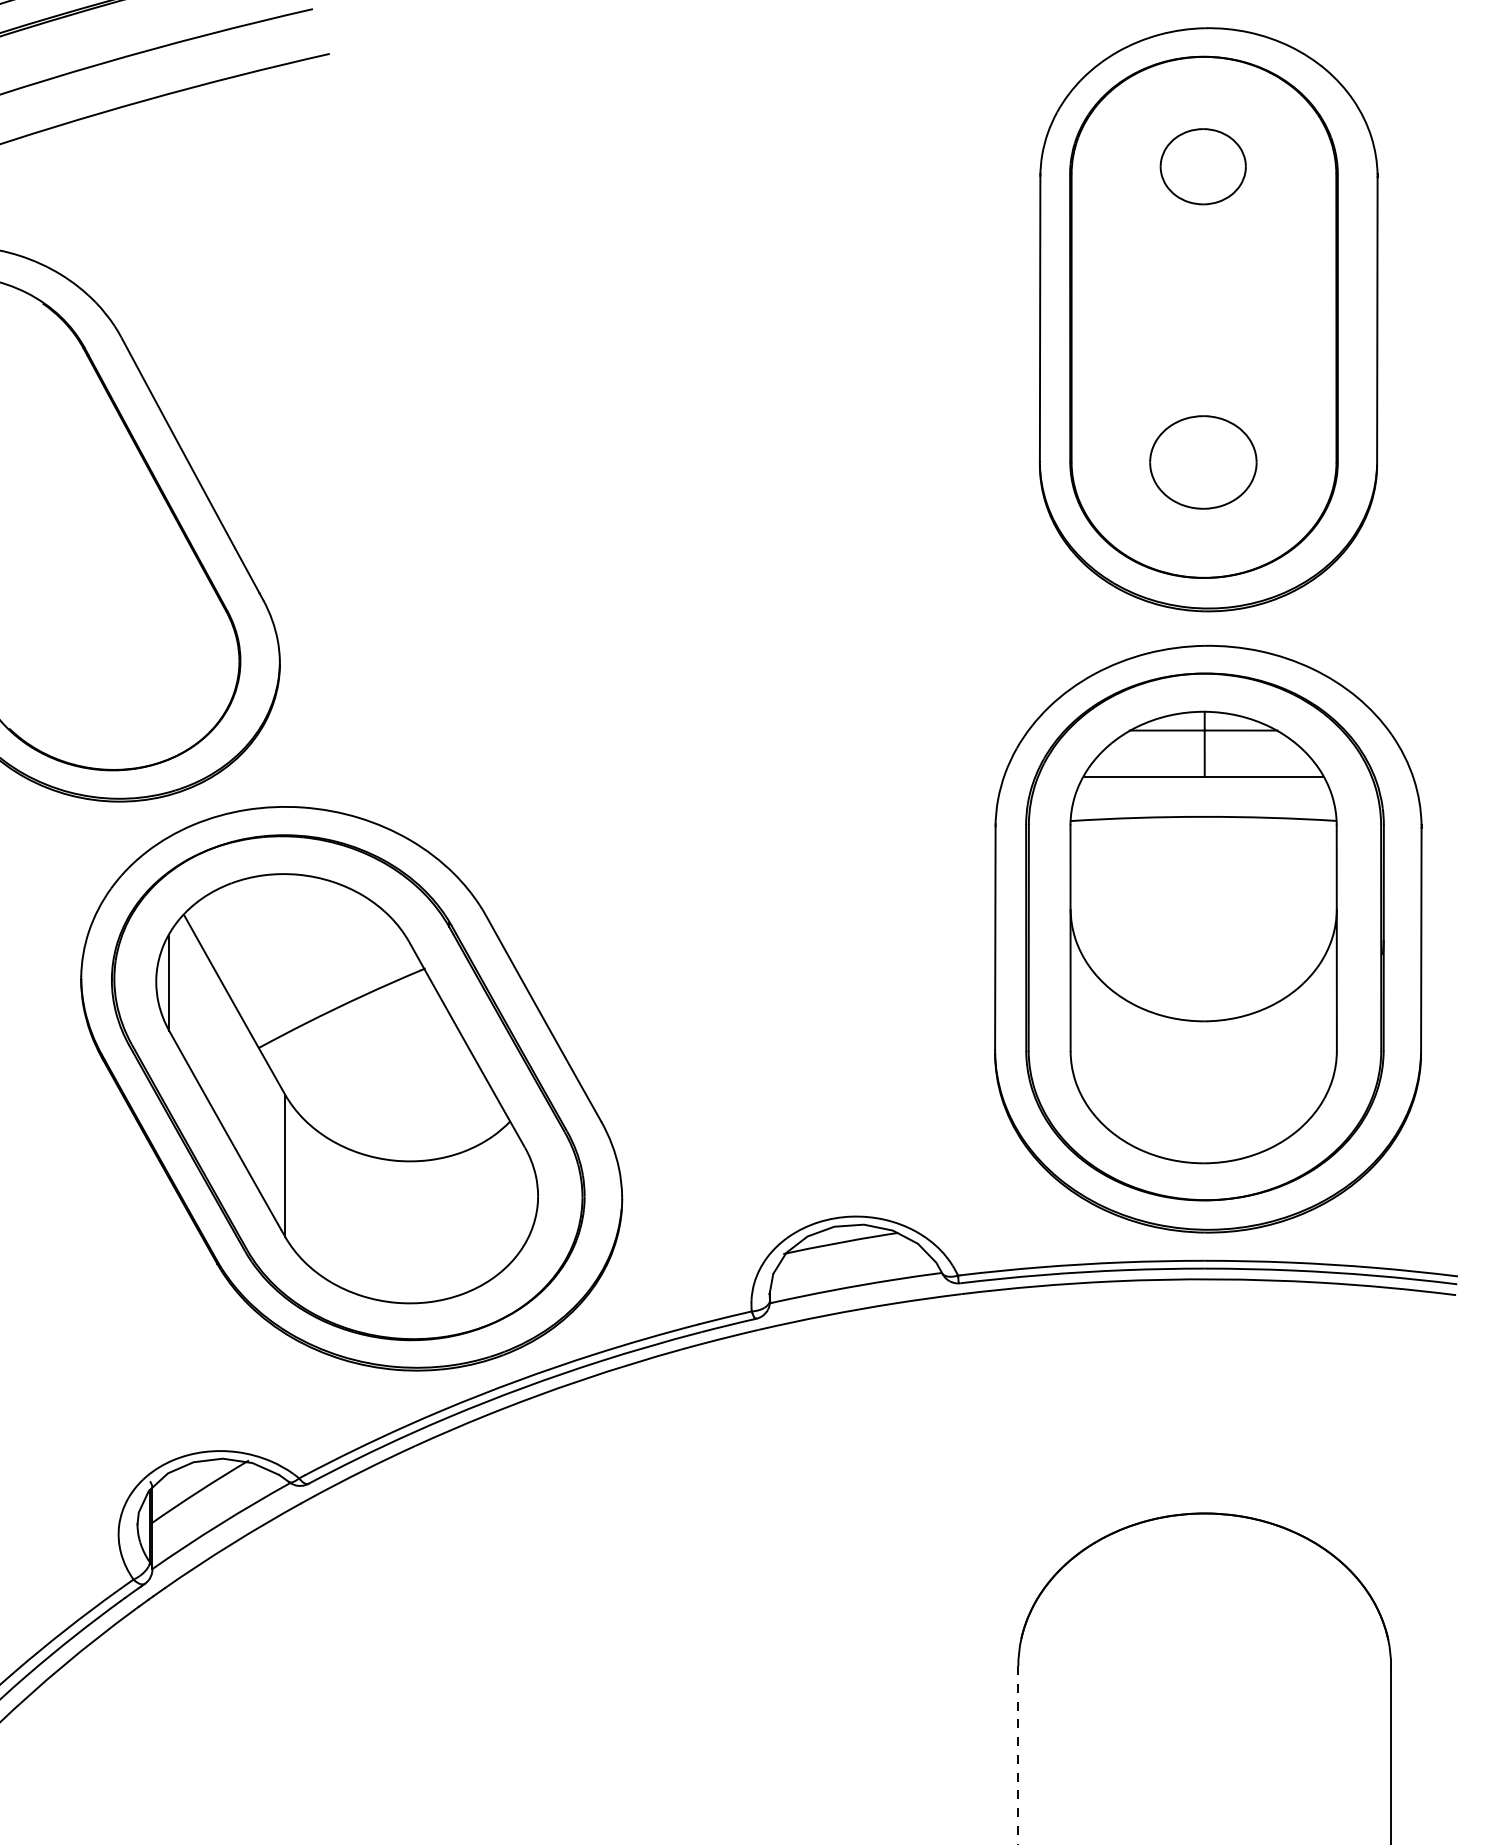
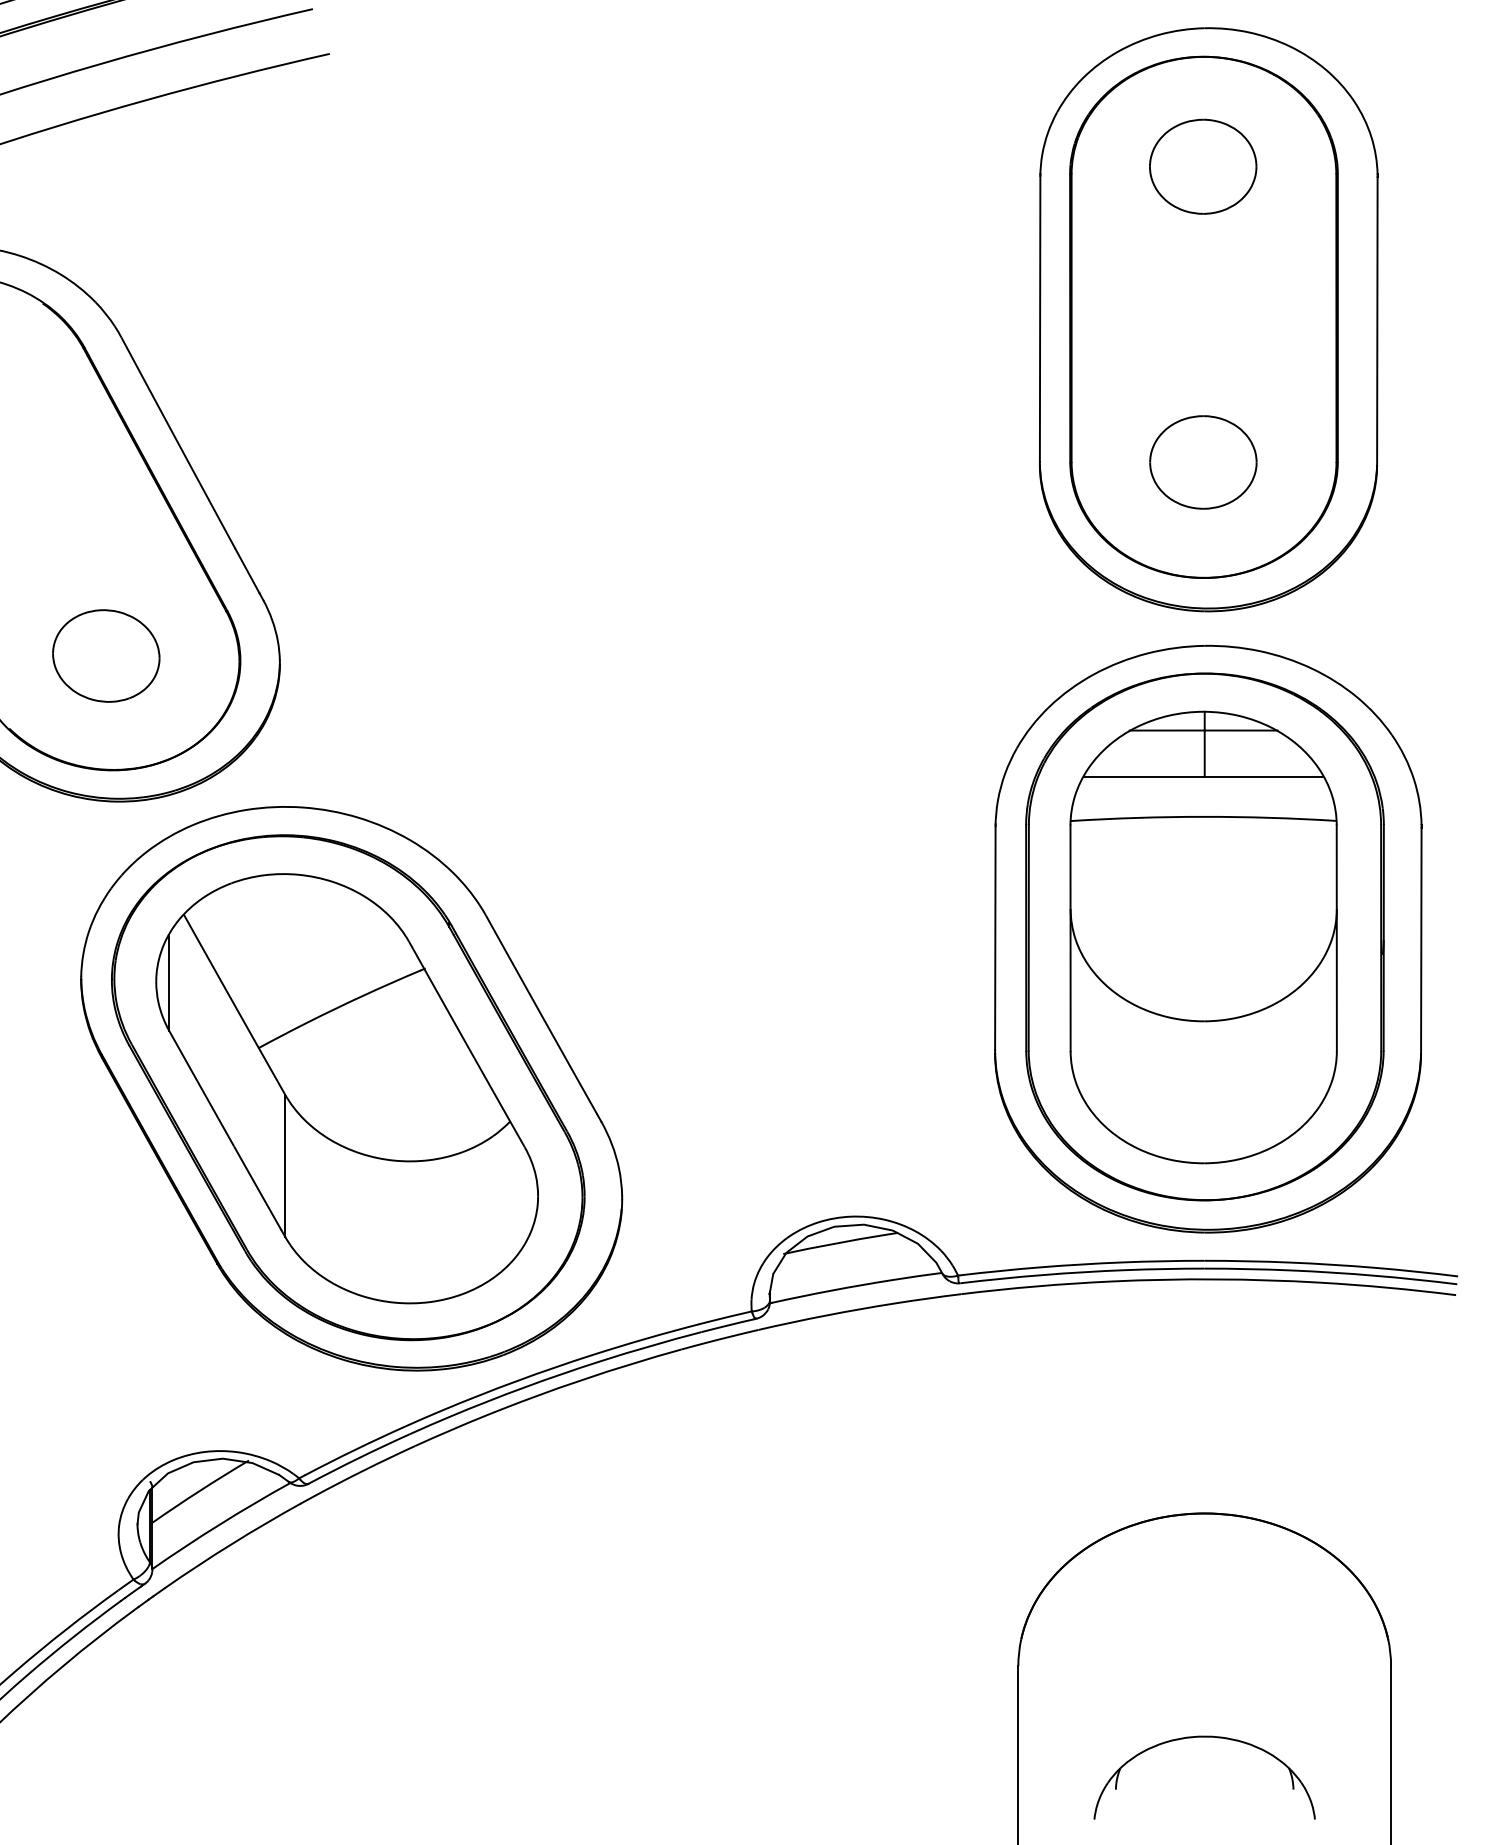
part size: 88x78 px -> 109x97 px (1203, 166)
part: none -> present (106, 655)
part: none -> present (1204, 1737)
line: dashed -> solid (1018, 1756)
